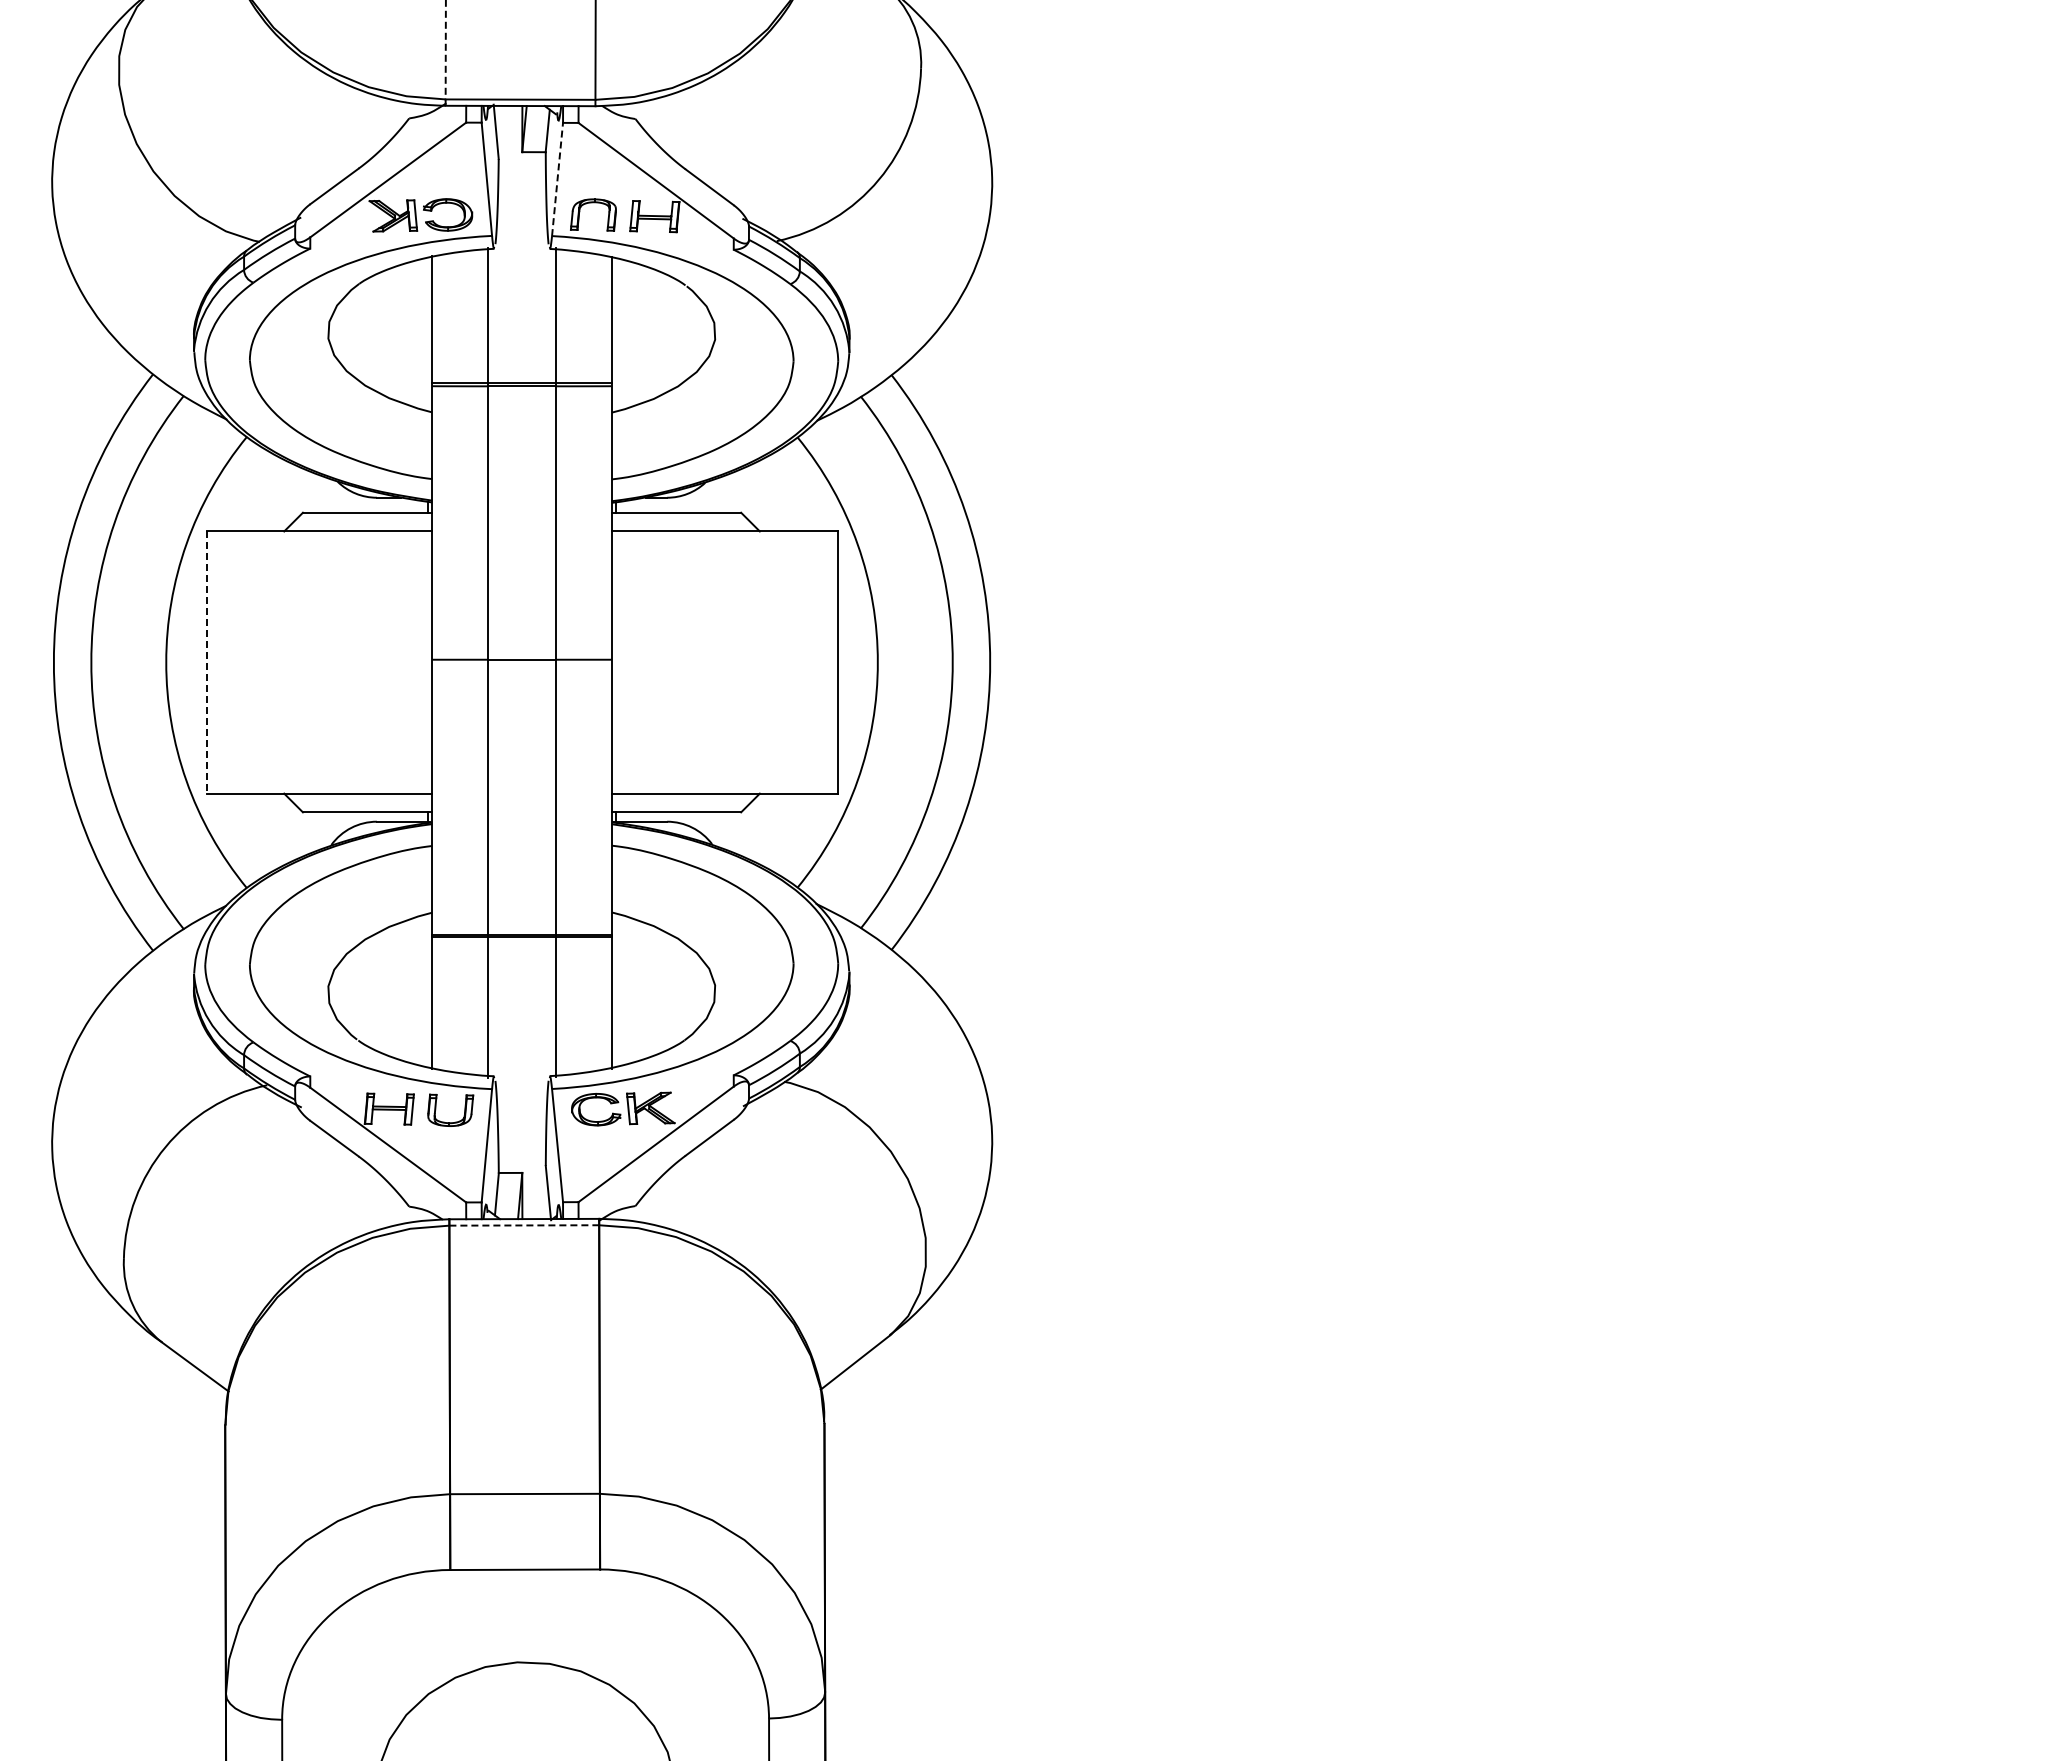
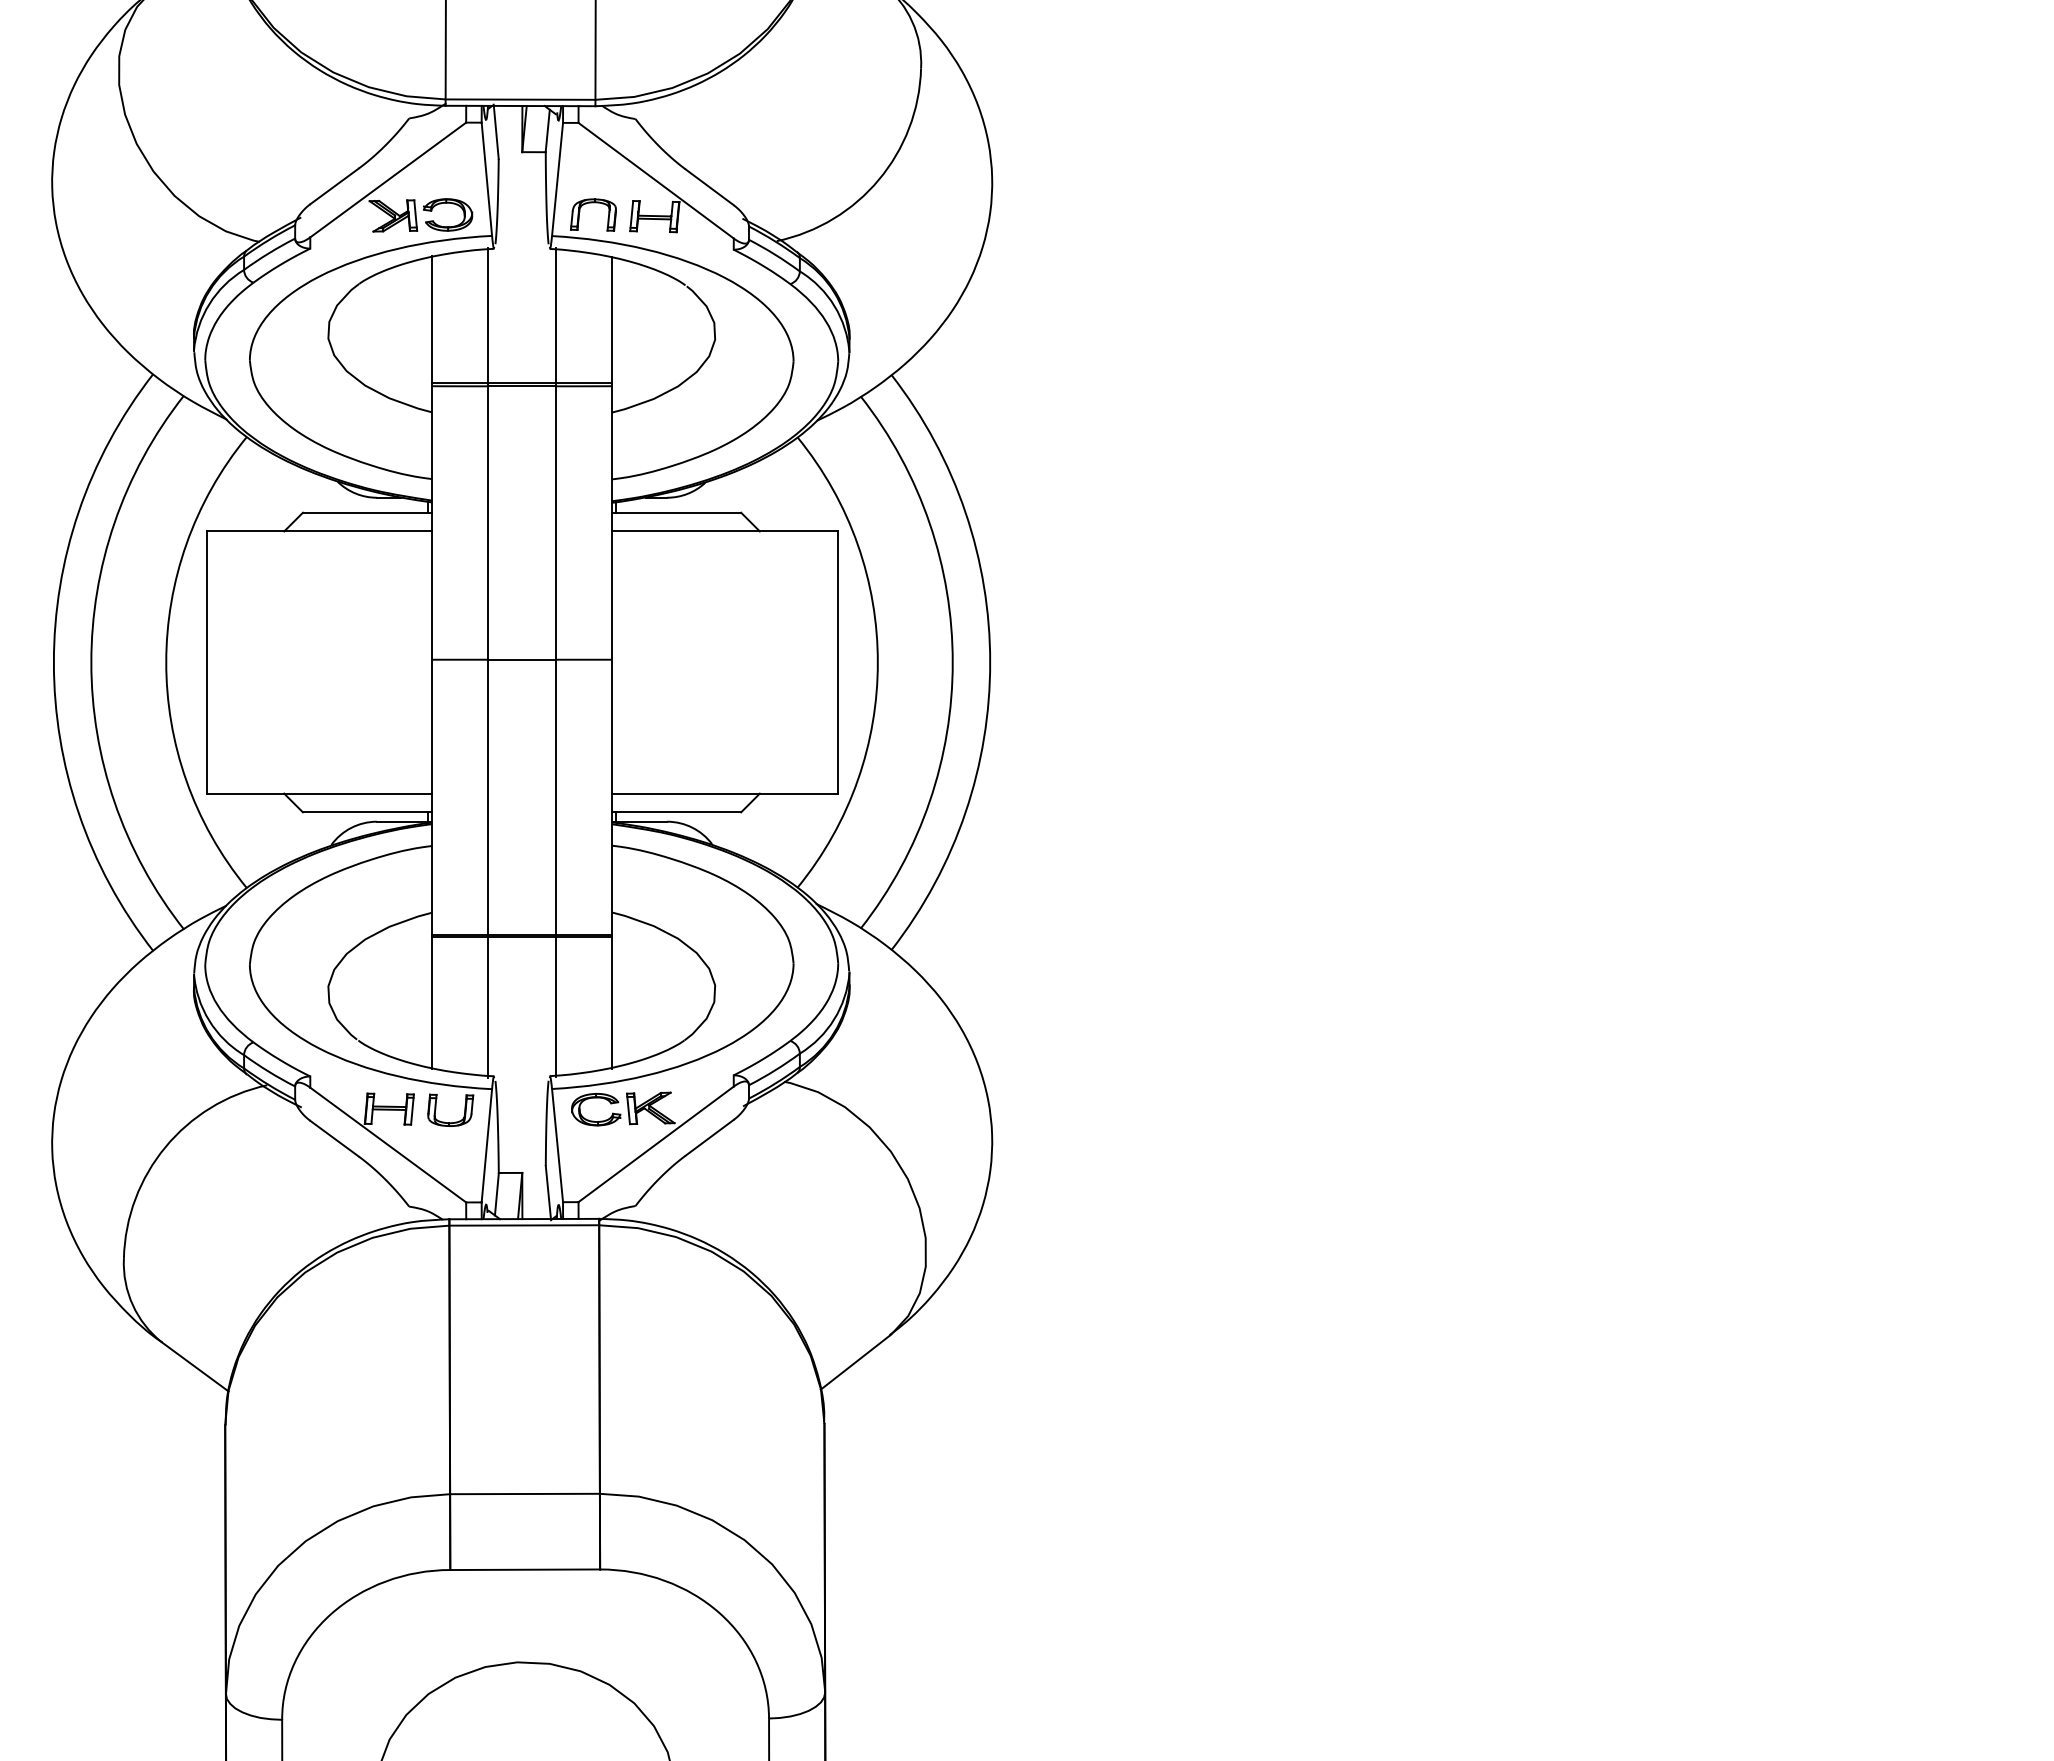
line: dashed -> solid (445, 52)
line: dashed -> solid (557, 179)
line: dashed -> solid (206, 663)
line: dashed -> solid (524, 1225)
